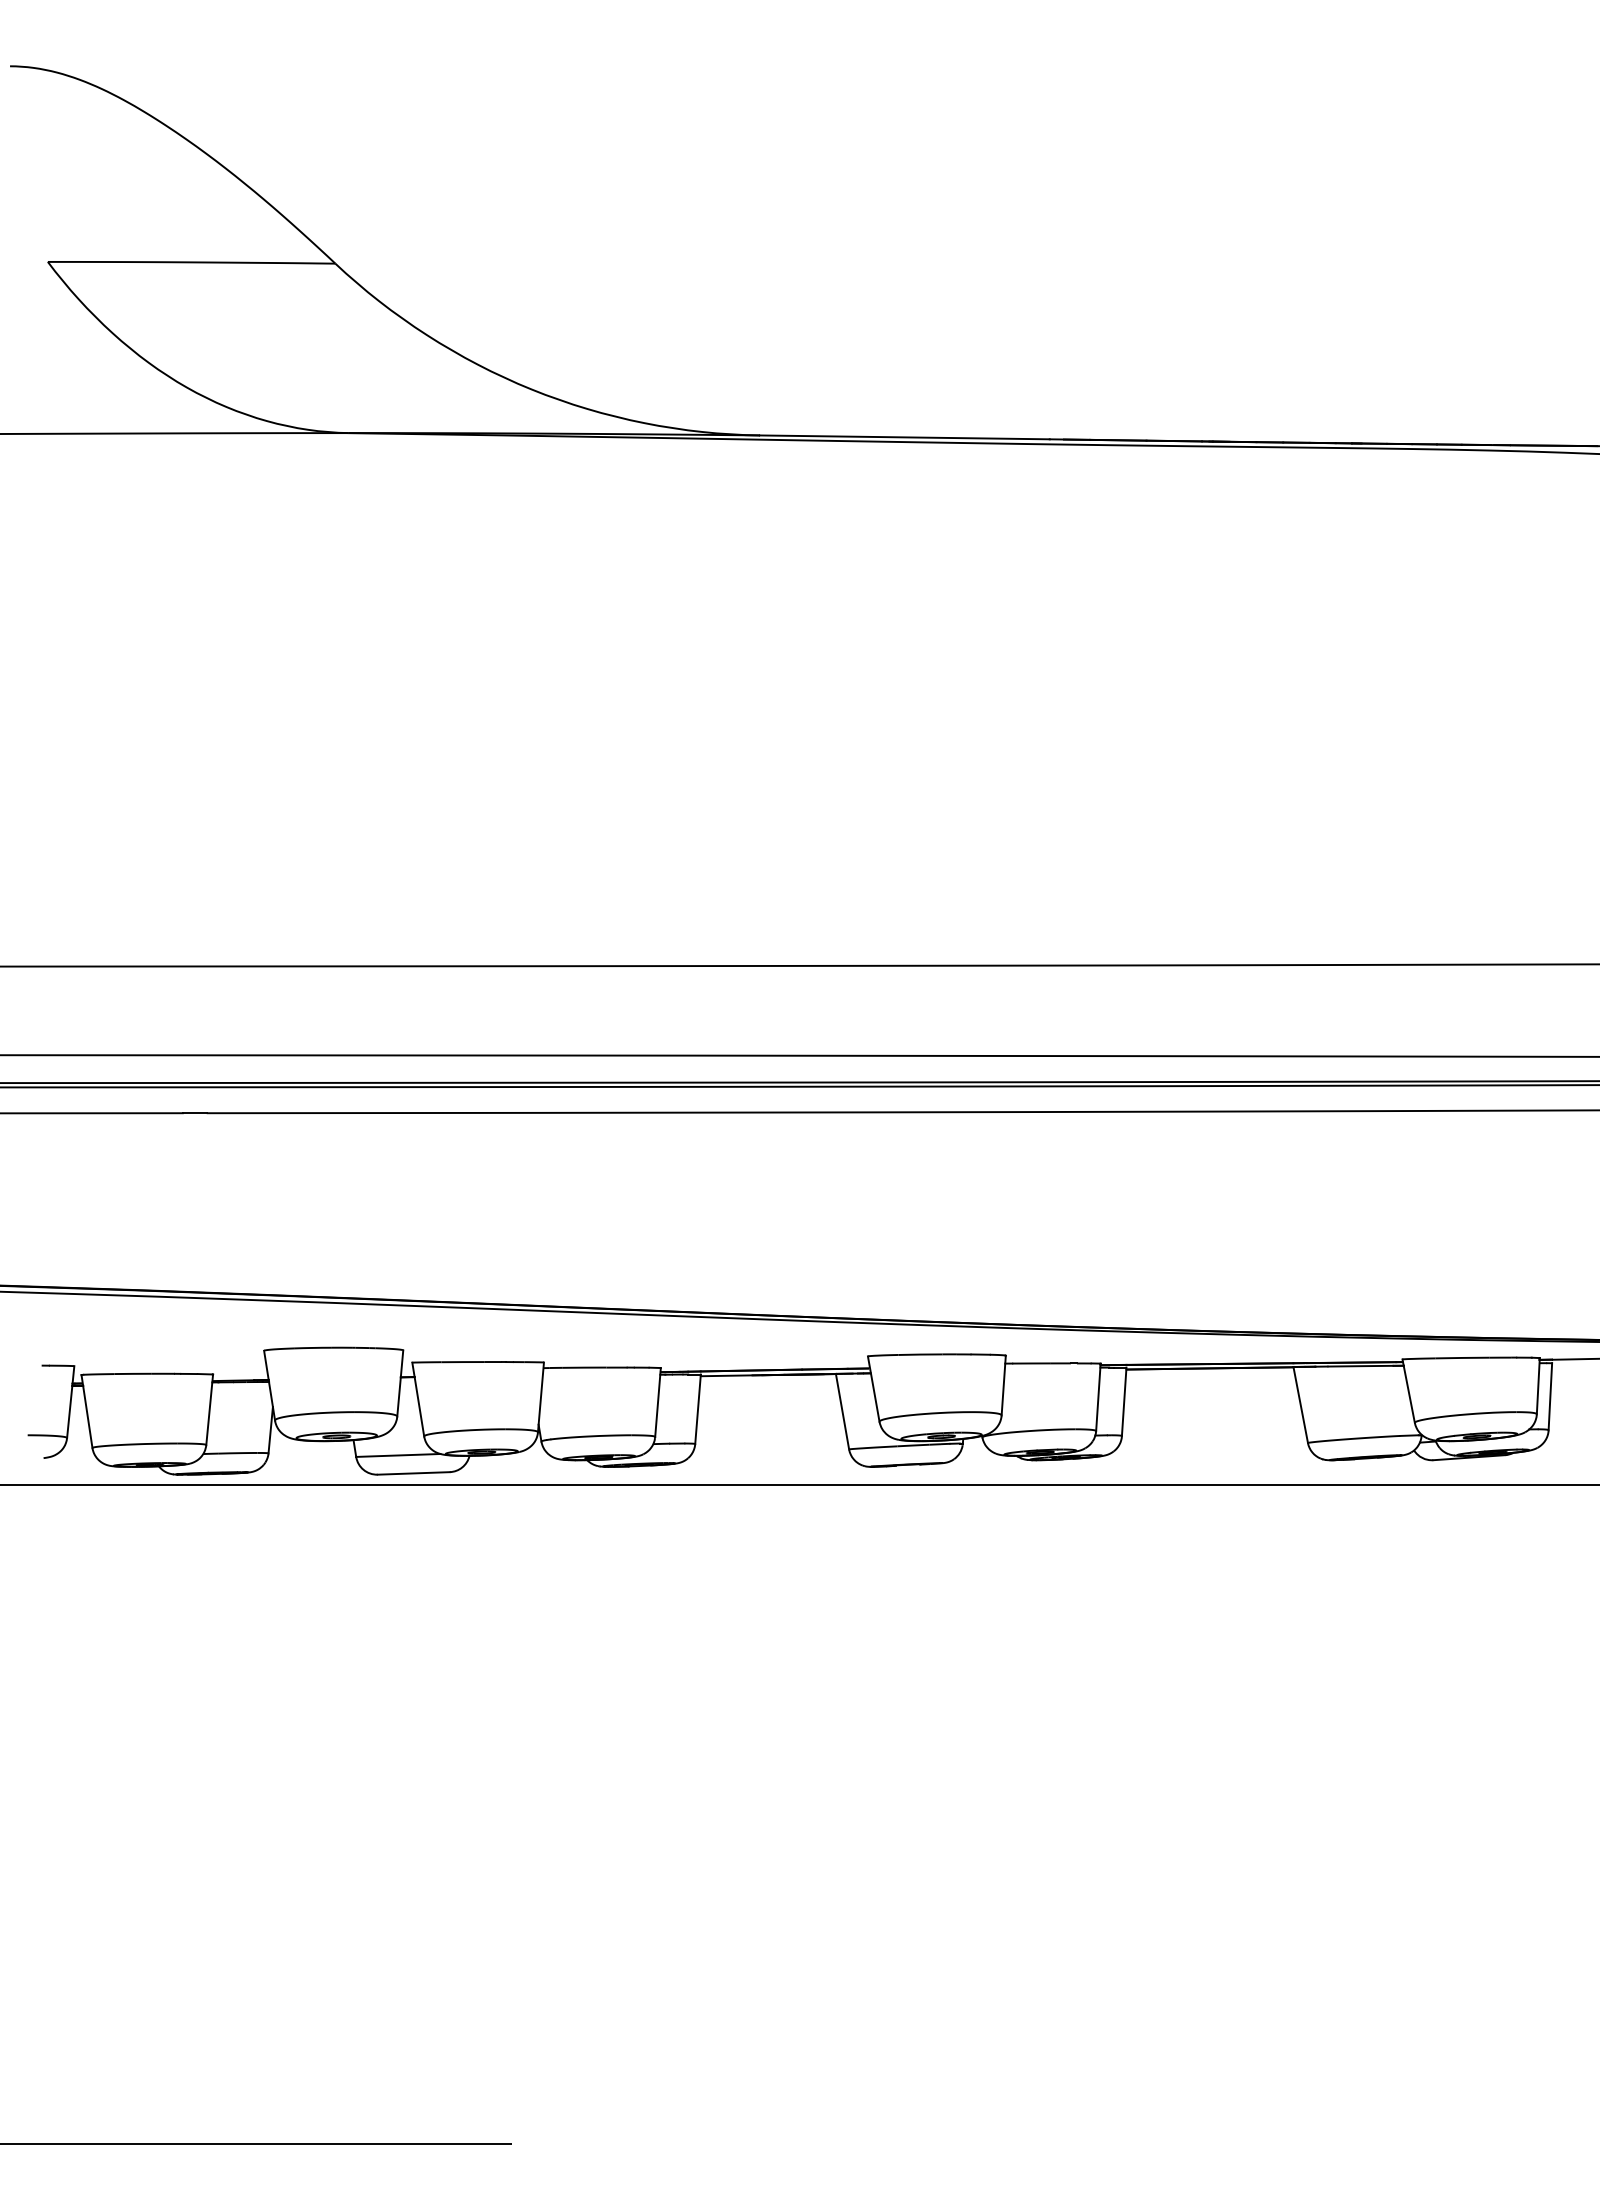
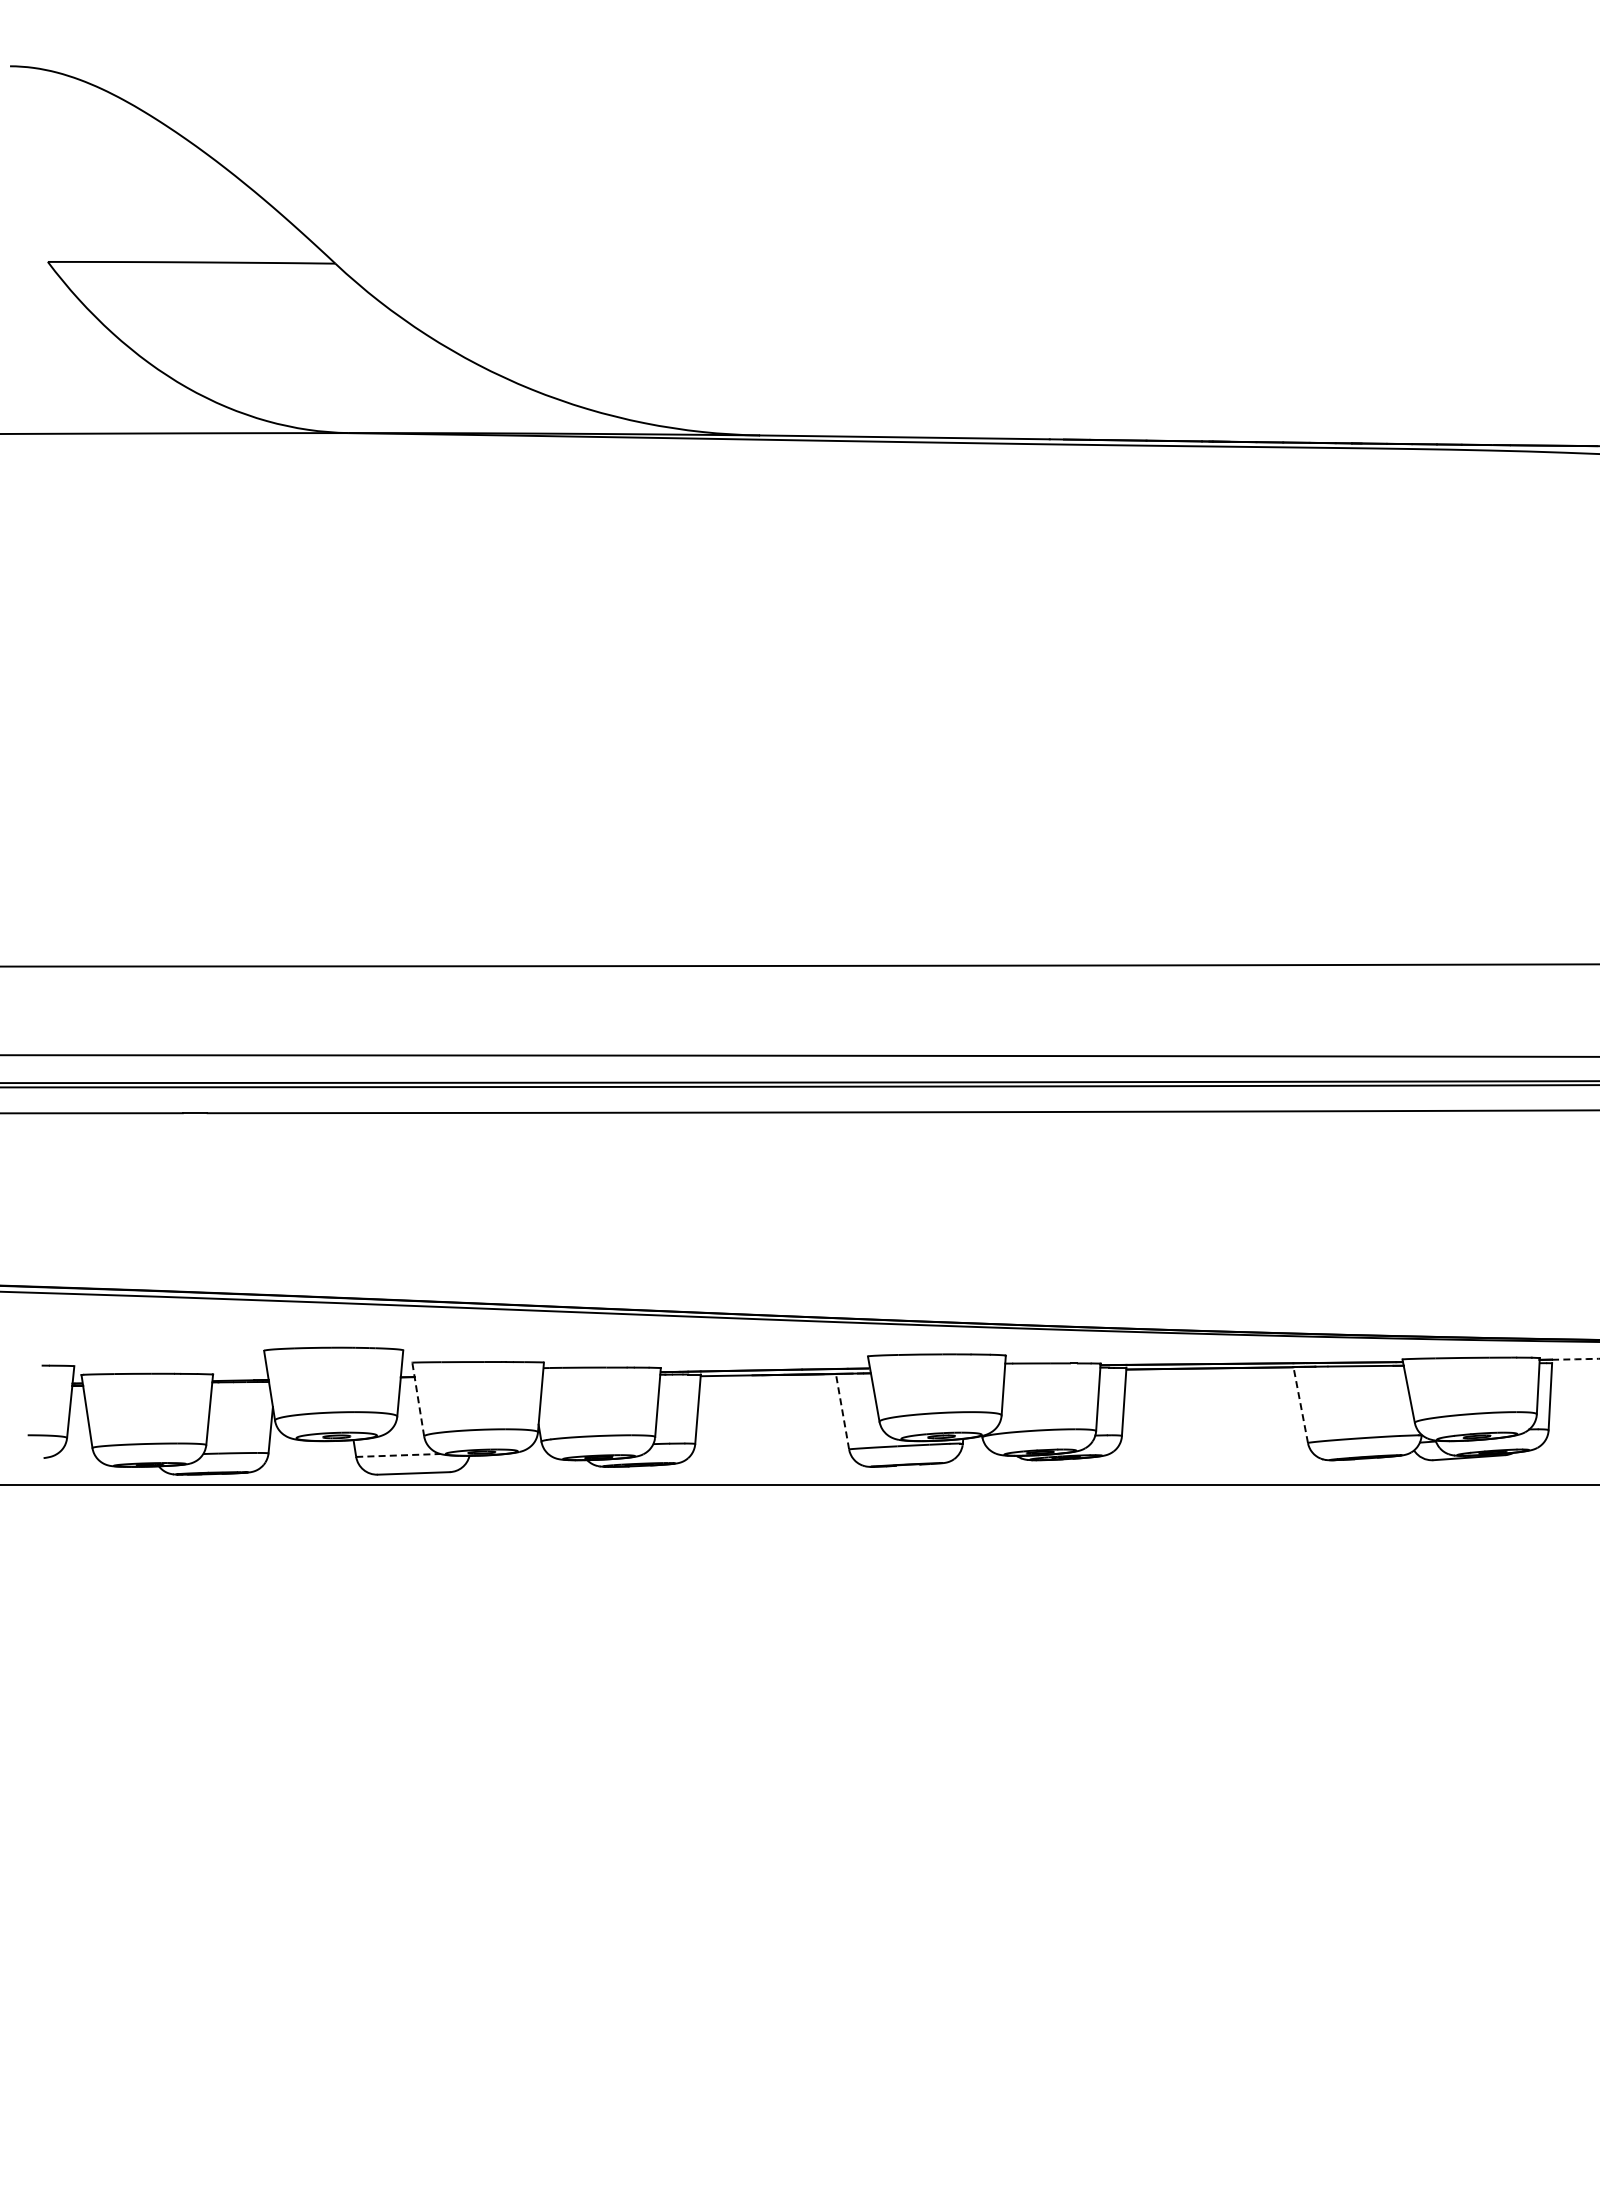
arc: solid -> dashed (1576, 1359)
line: solid -> dashed (418, 1399)
line: solid -> dashed (1300, 1405)
line: solid -> dashed (842, 1411)
line: solid -> dashed (398, 1455)
line: present -> none (256, 2143)
